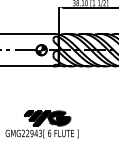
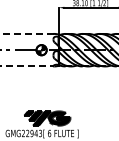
line: solid -> dashed (27, 33)
line: solid -> dashed (27, 66)
